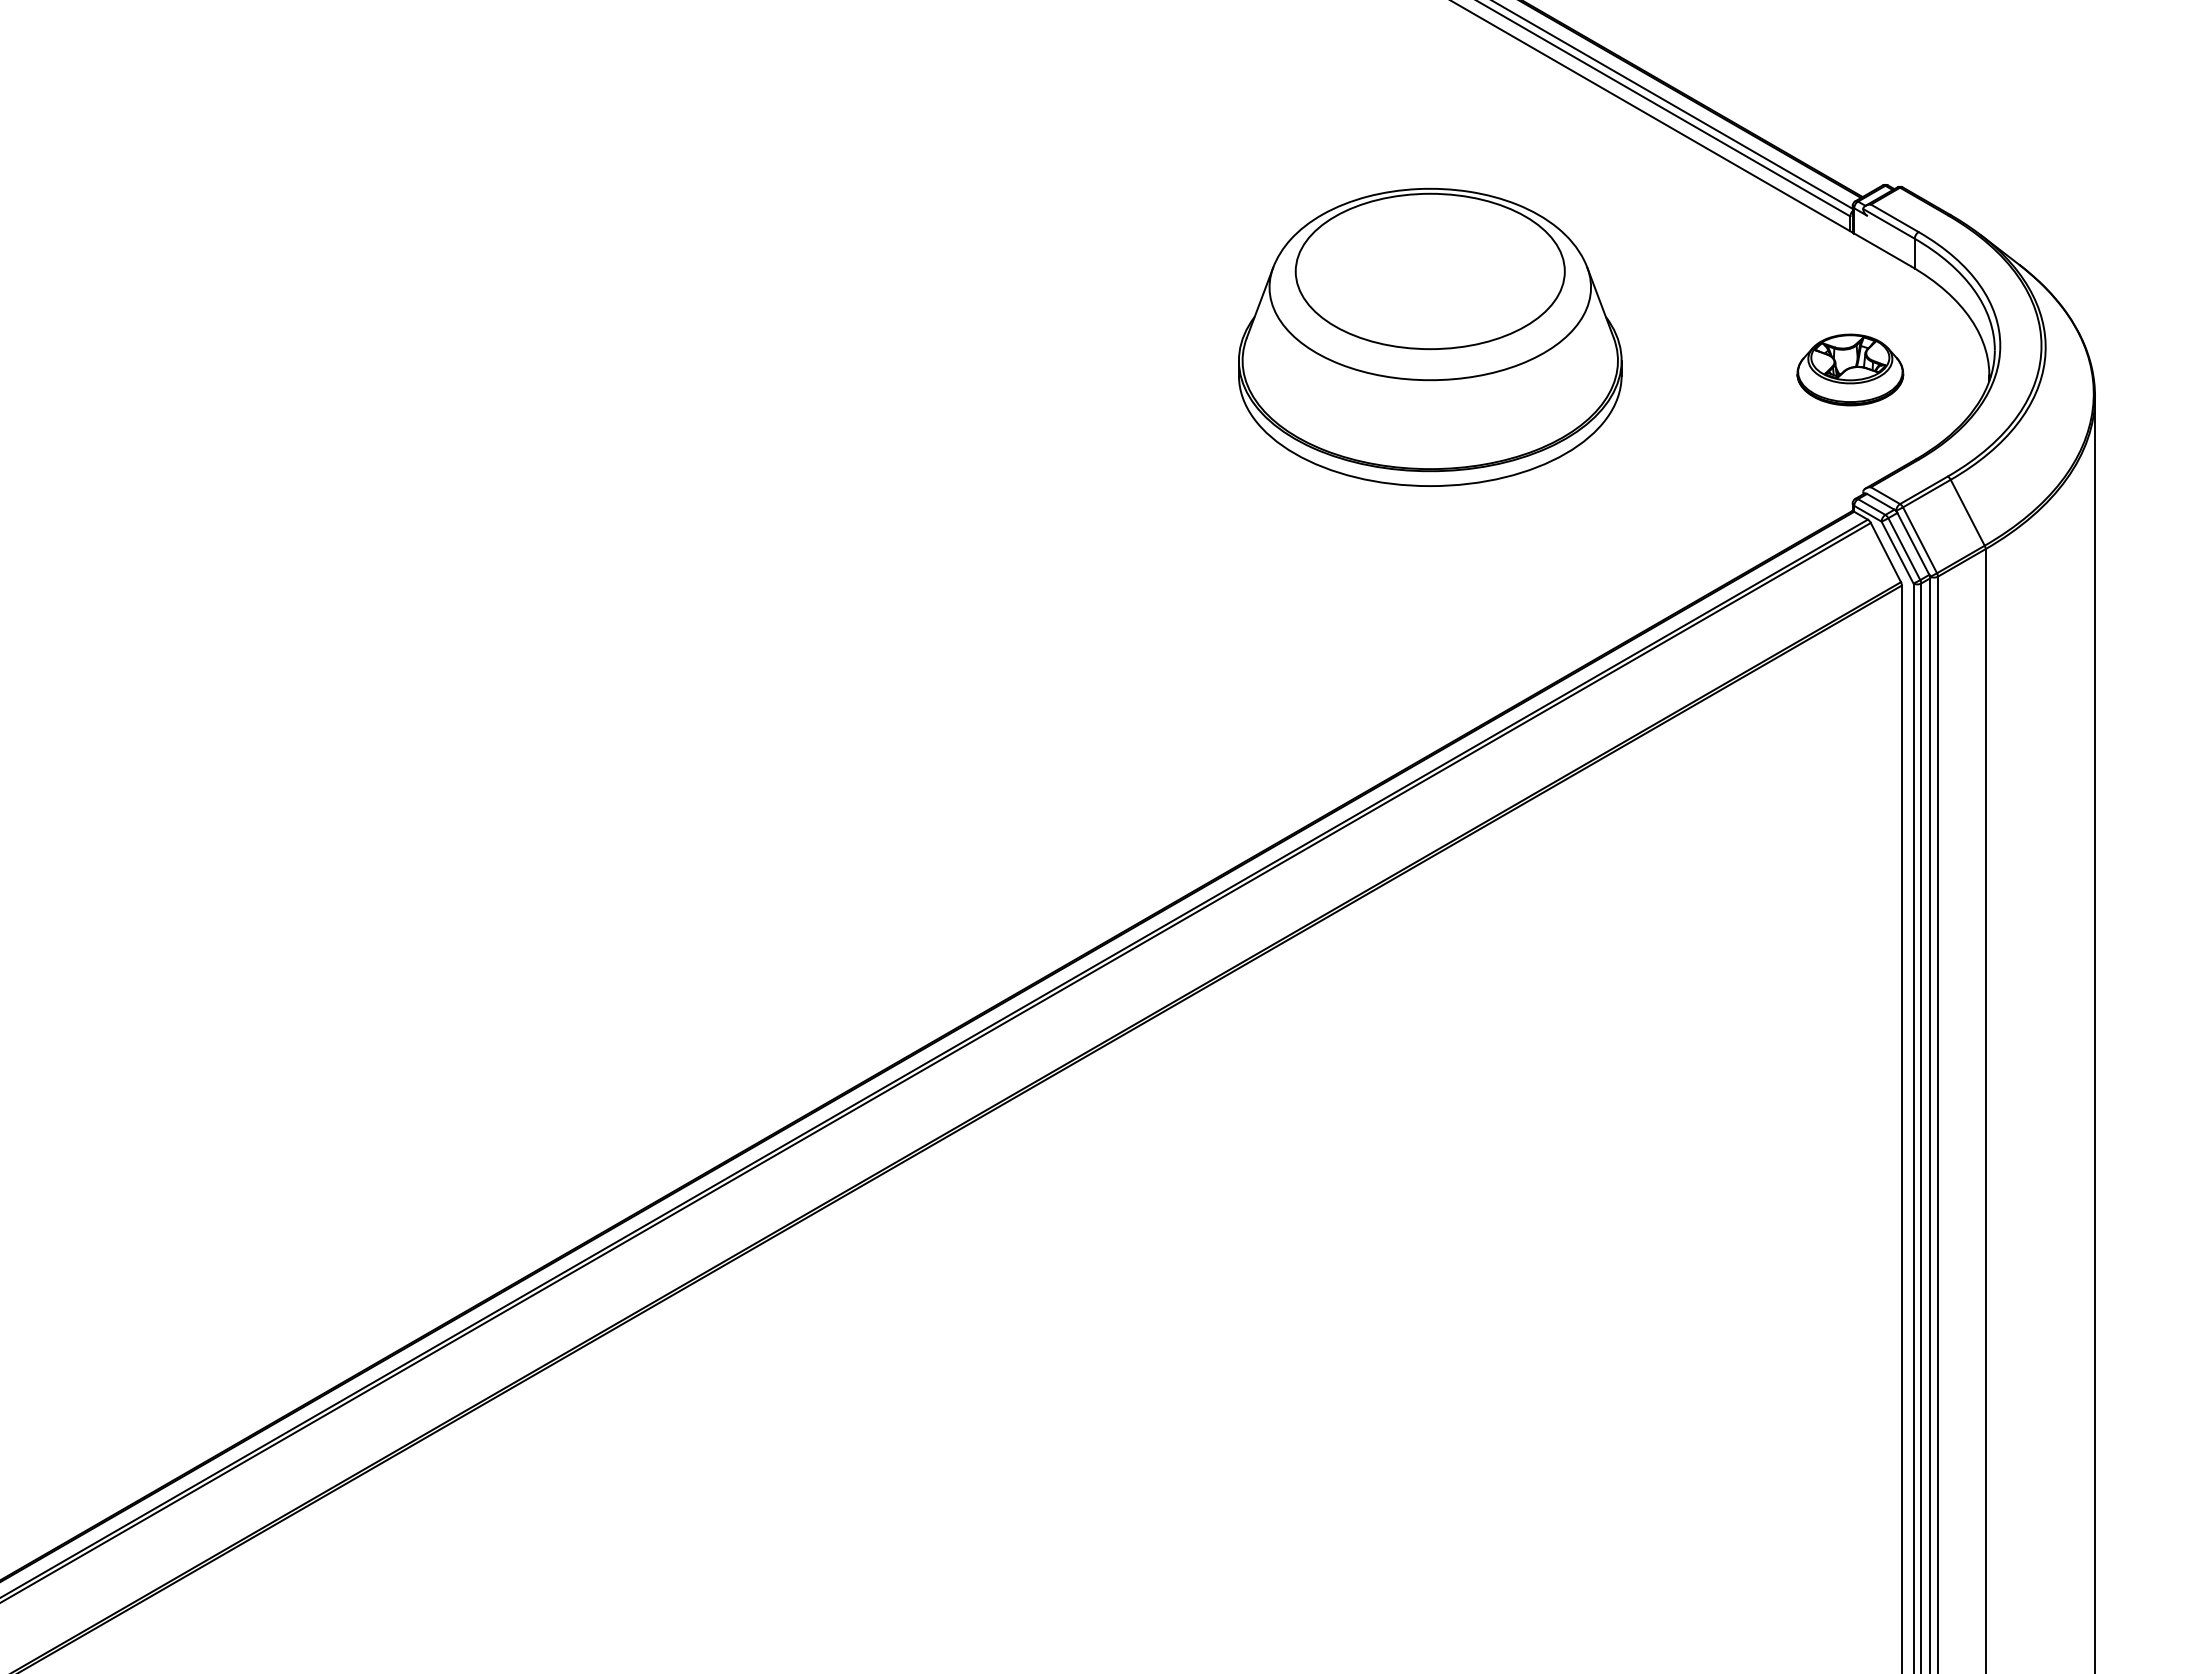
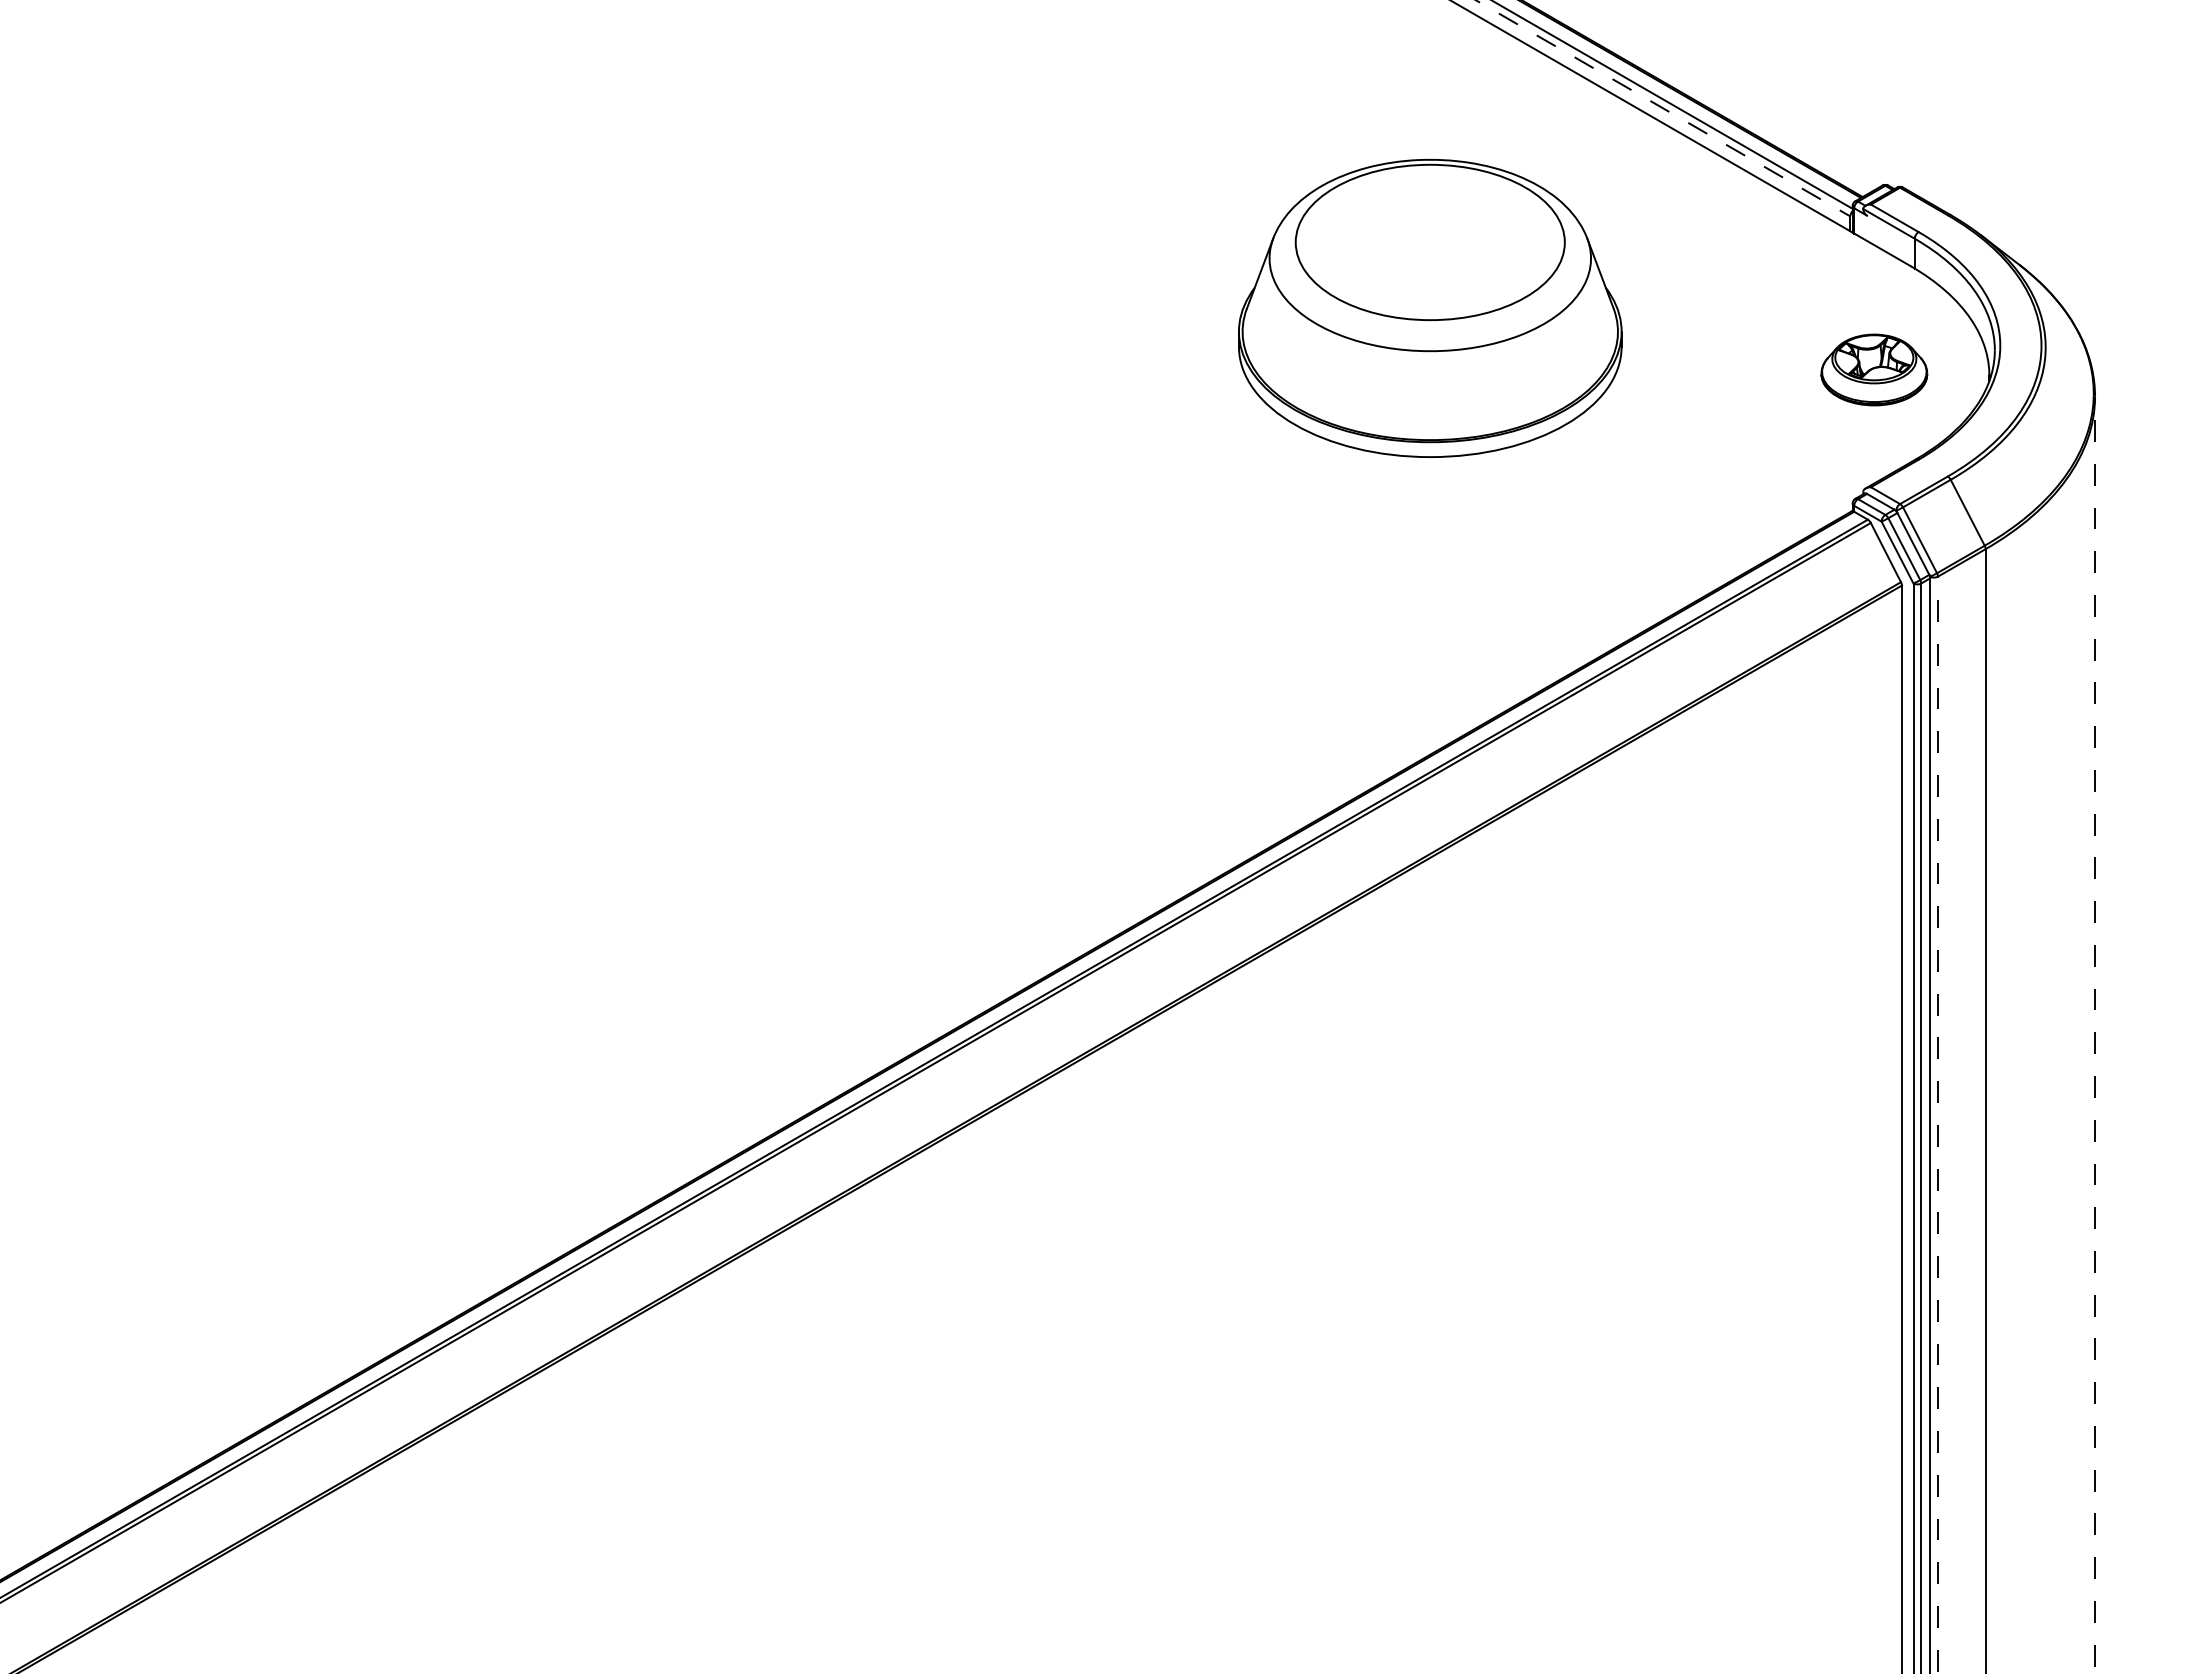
line: solid -> dashed (1663, 108)
part position: (1430, 336) -> (1430, 307) (1430, 307)
part position: (1850, 369) -> (1874, 369) (1874, 369)
line: solid -> dashed (2095, 1034)
line: solid -> dashed (1937, 1124)
